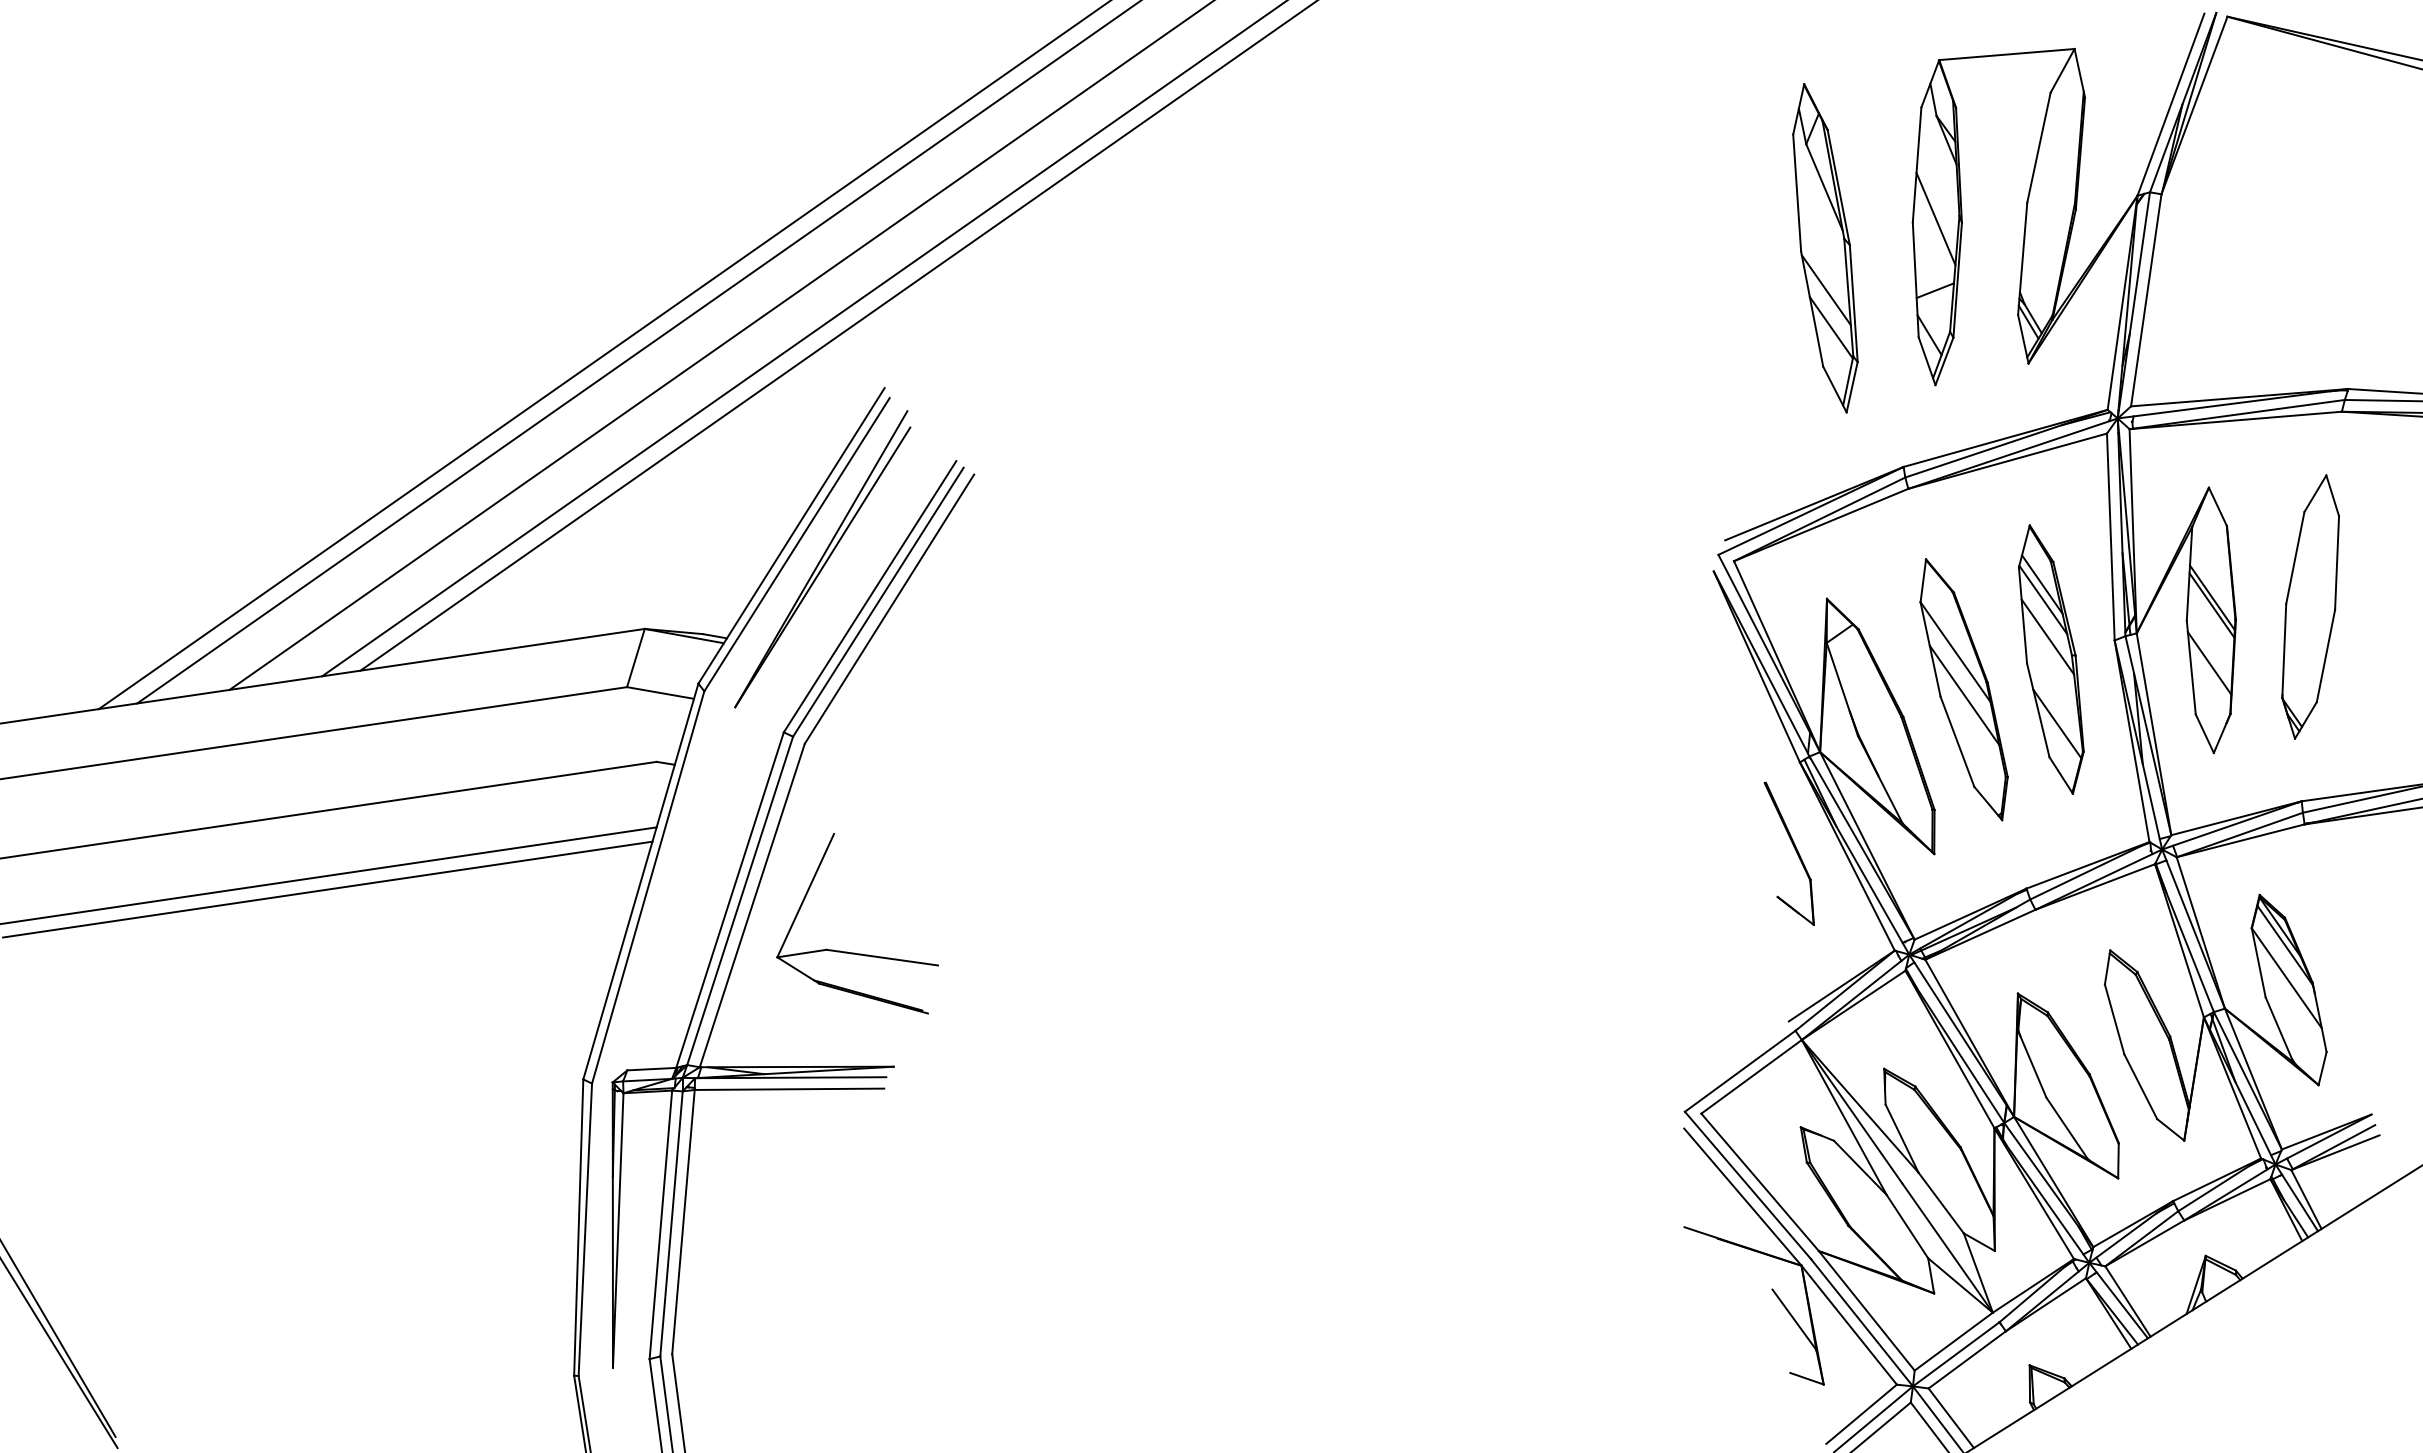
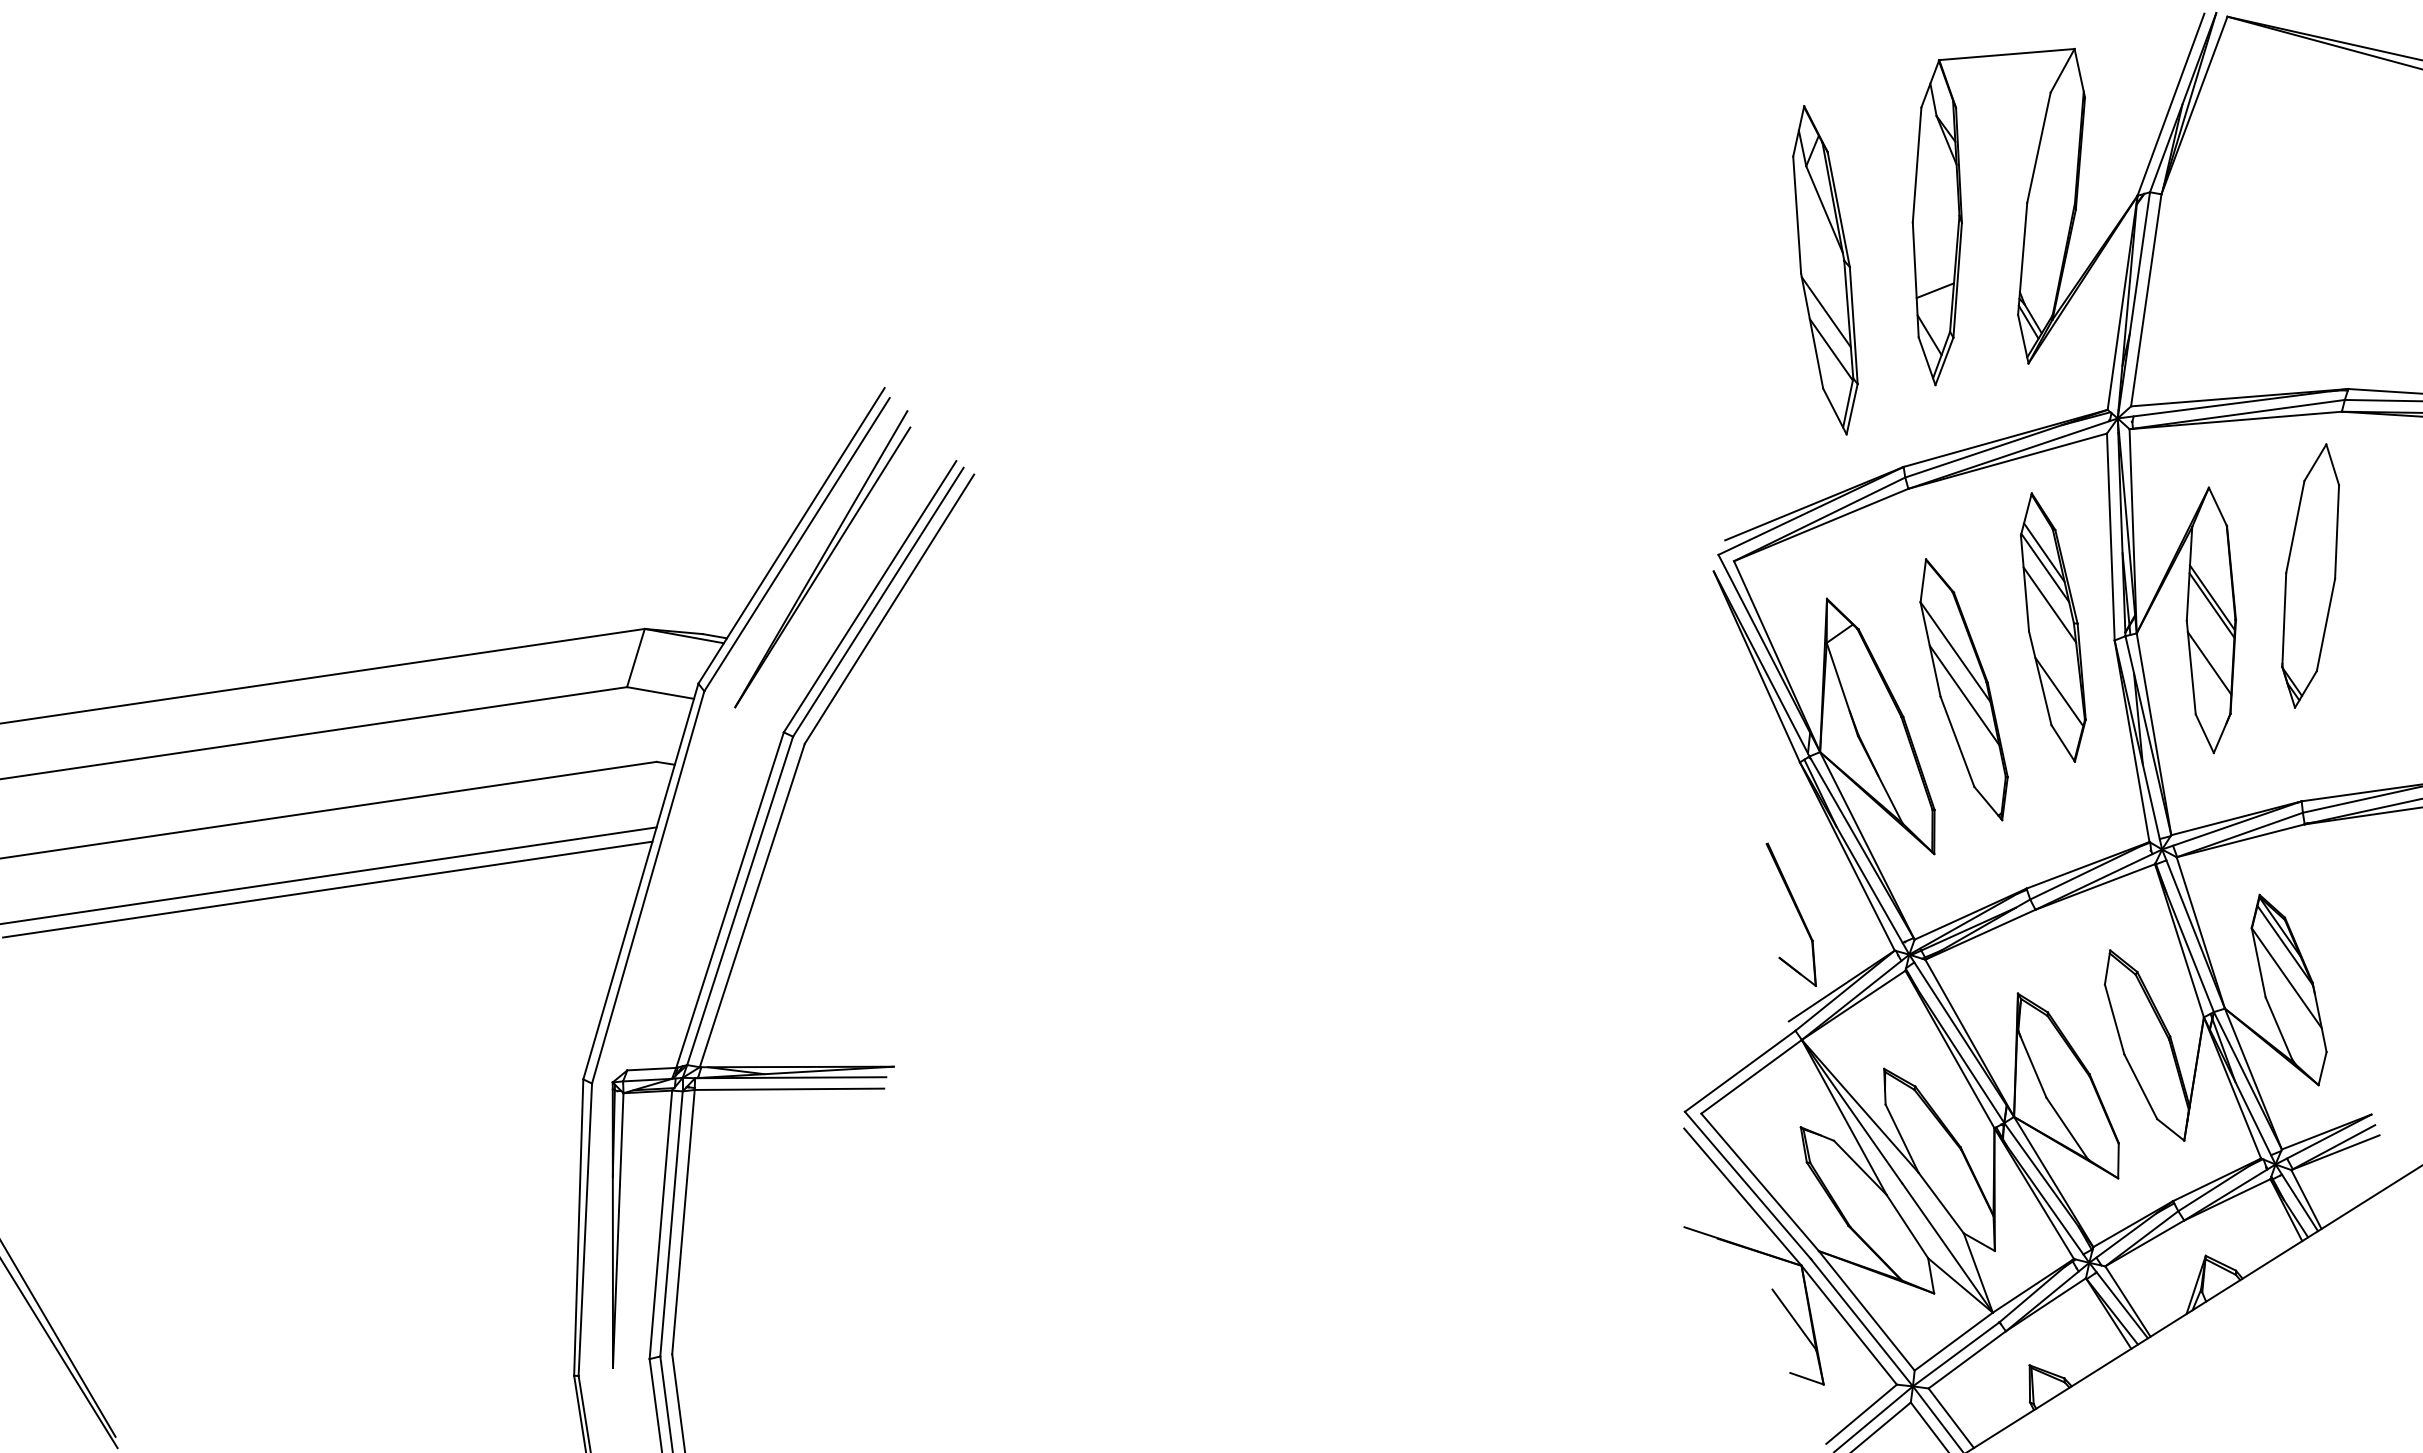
line: present -> none (1935, 218)
part position: (1825, 248) -> (1825, 270) (1825, 270)
line: present -> none (837, 336)
line: present -> none (803, 339)
line: present -> none (720, 345)
line: present -> none (637, 352)
line: present -> none (603, 355)
part position: (2310, 606) -> (2310, 575) (2310, 575)
part position: (2051, 659) -> (2053, 627) (2053, 627)
part position: (1794, 849) -> (1796, 910) (1796, 910)
part: present -> none (854, 952)
